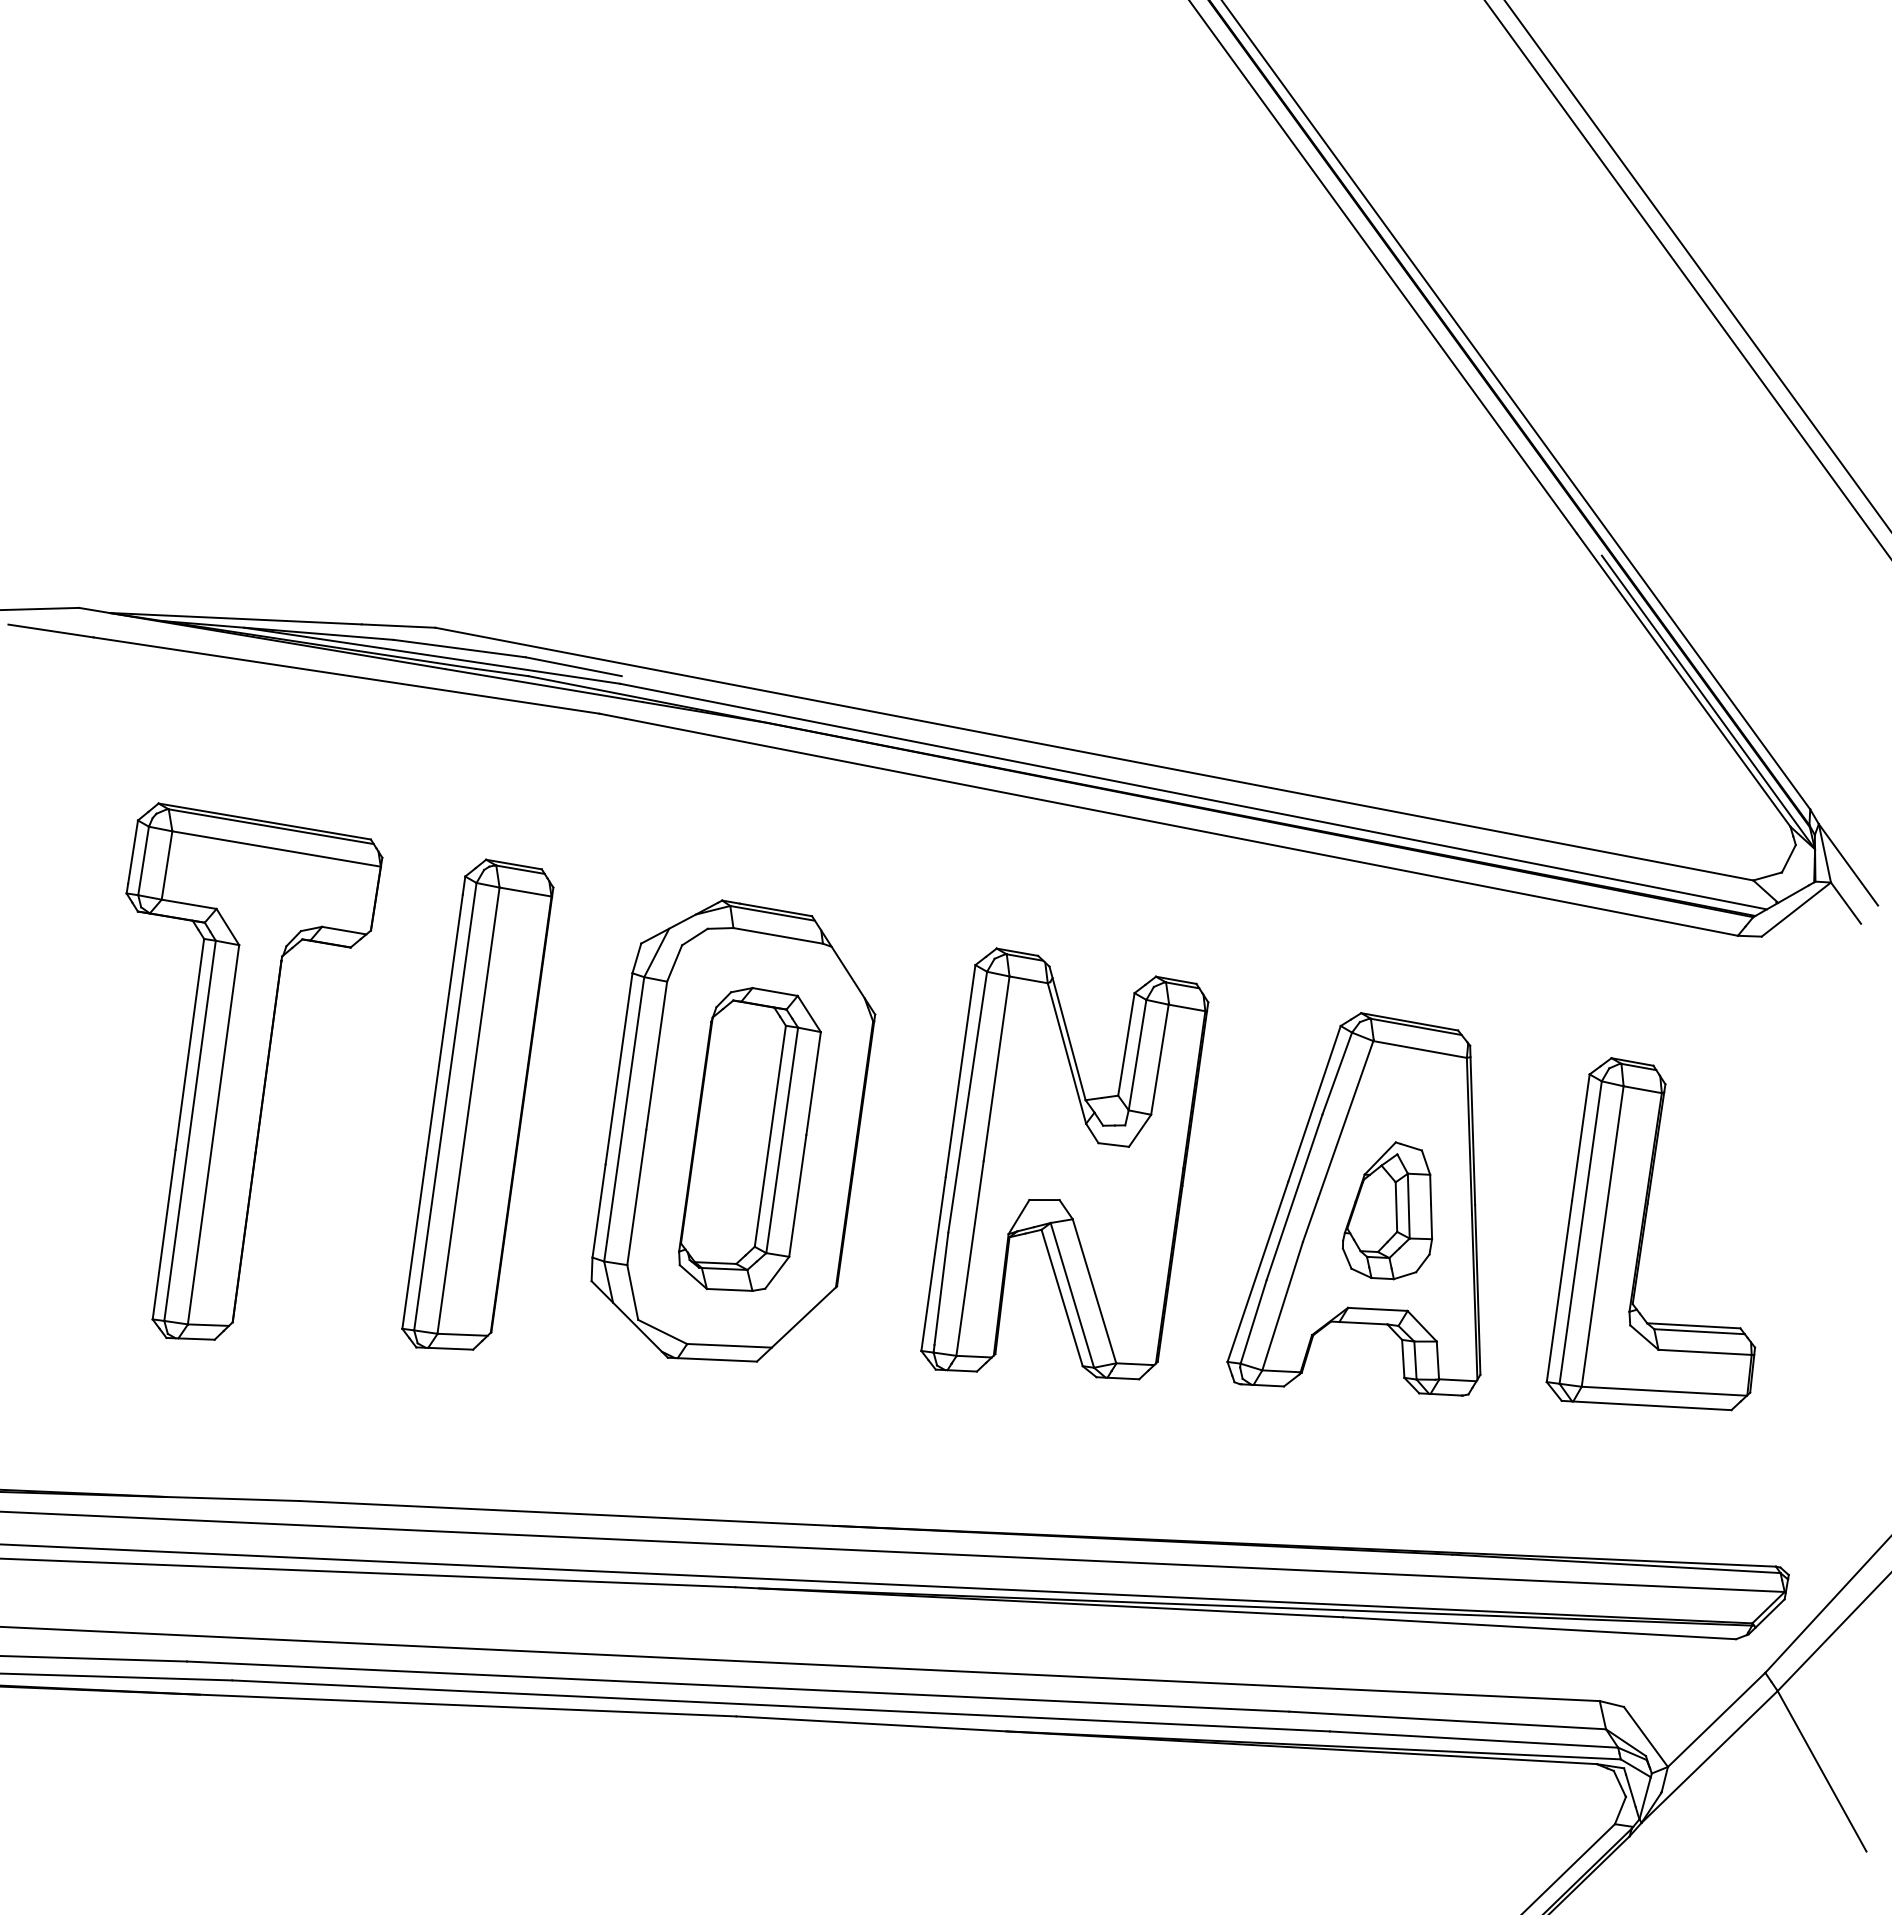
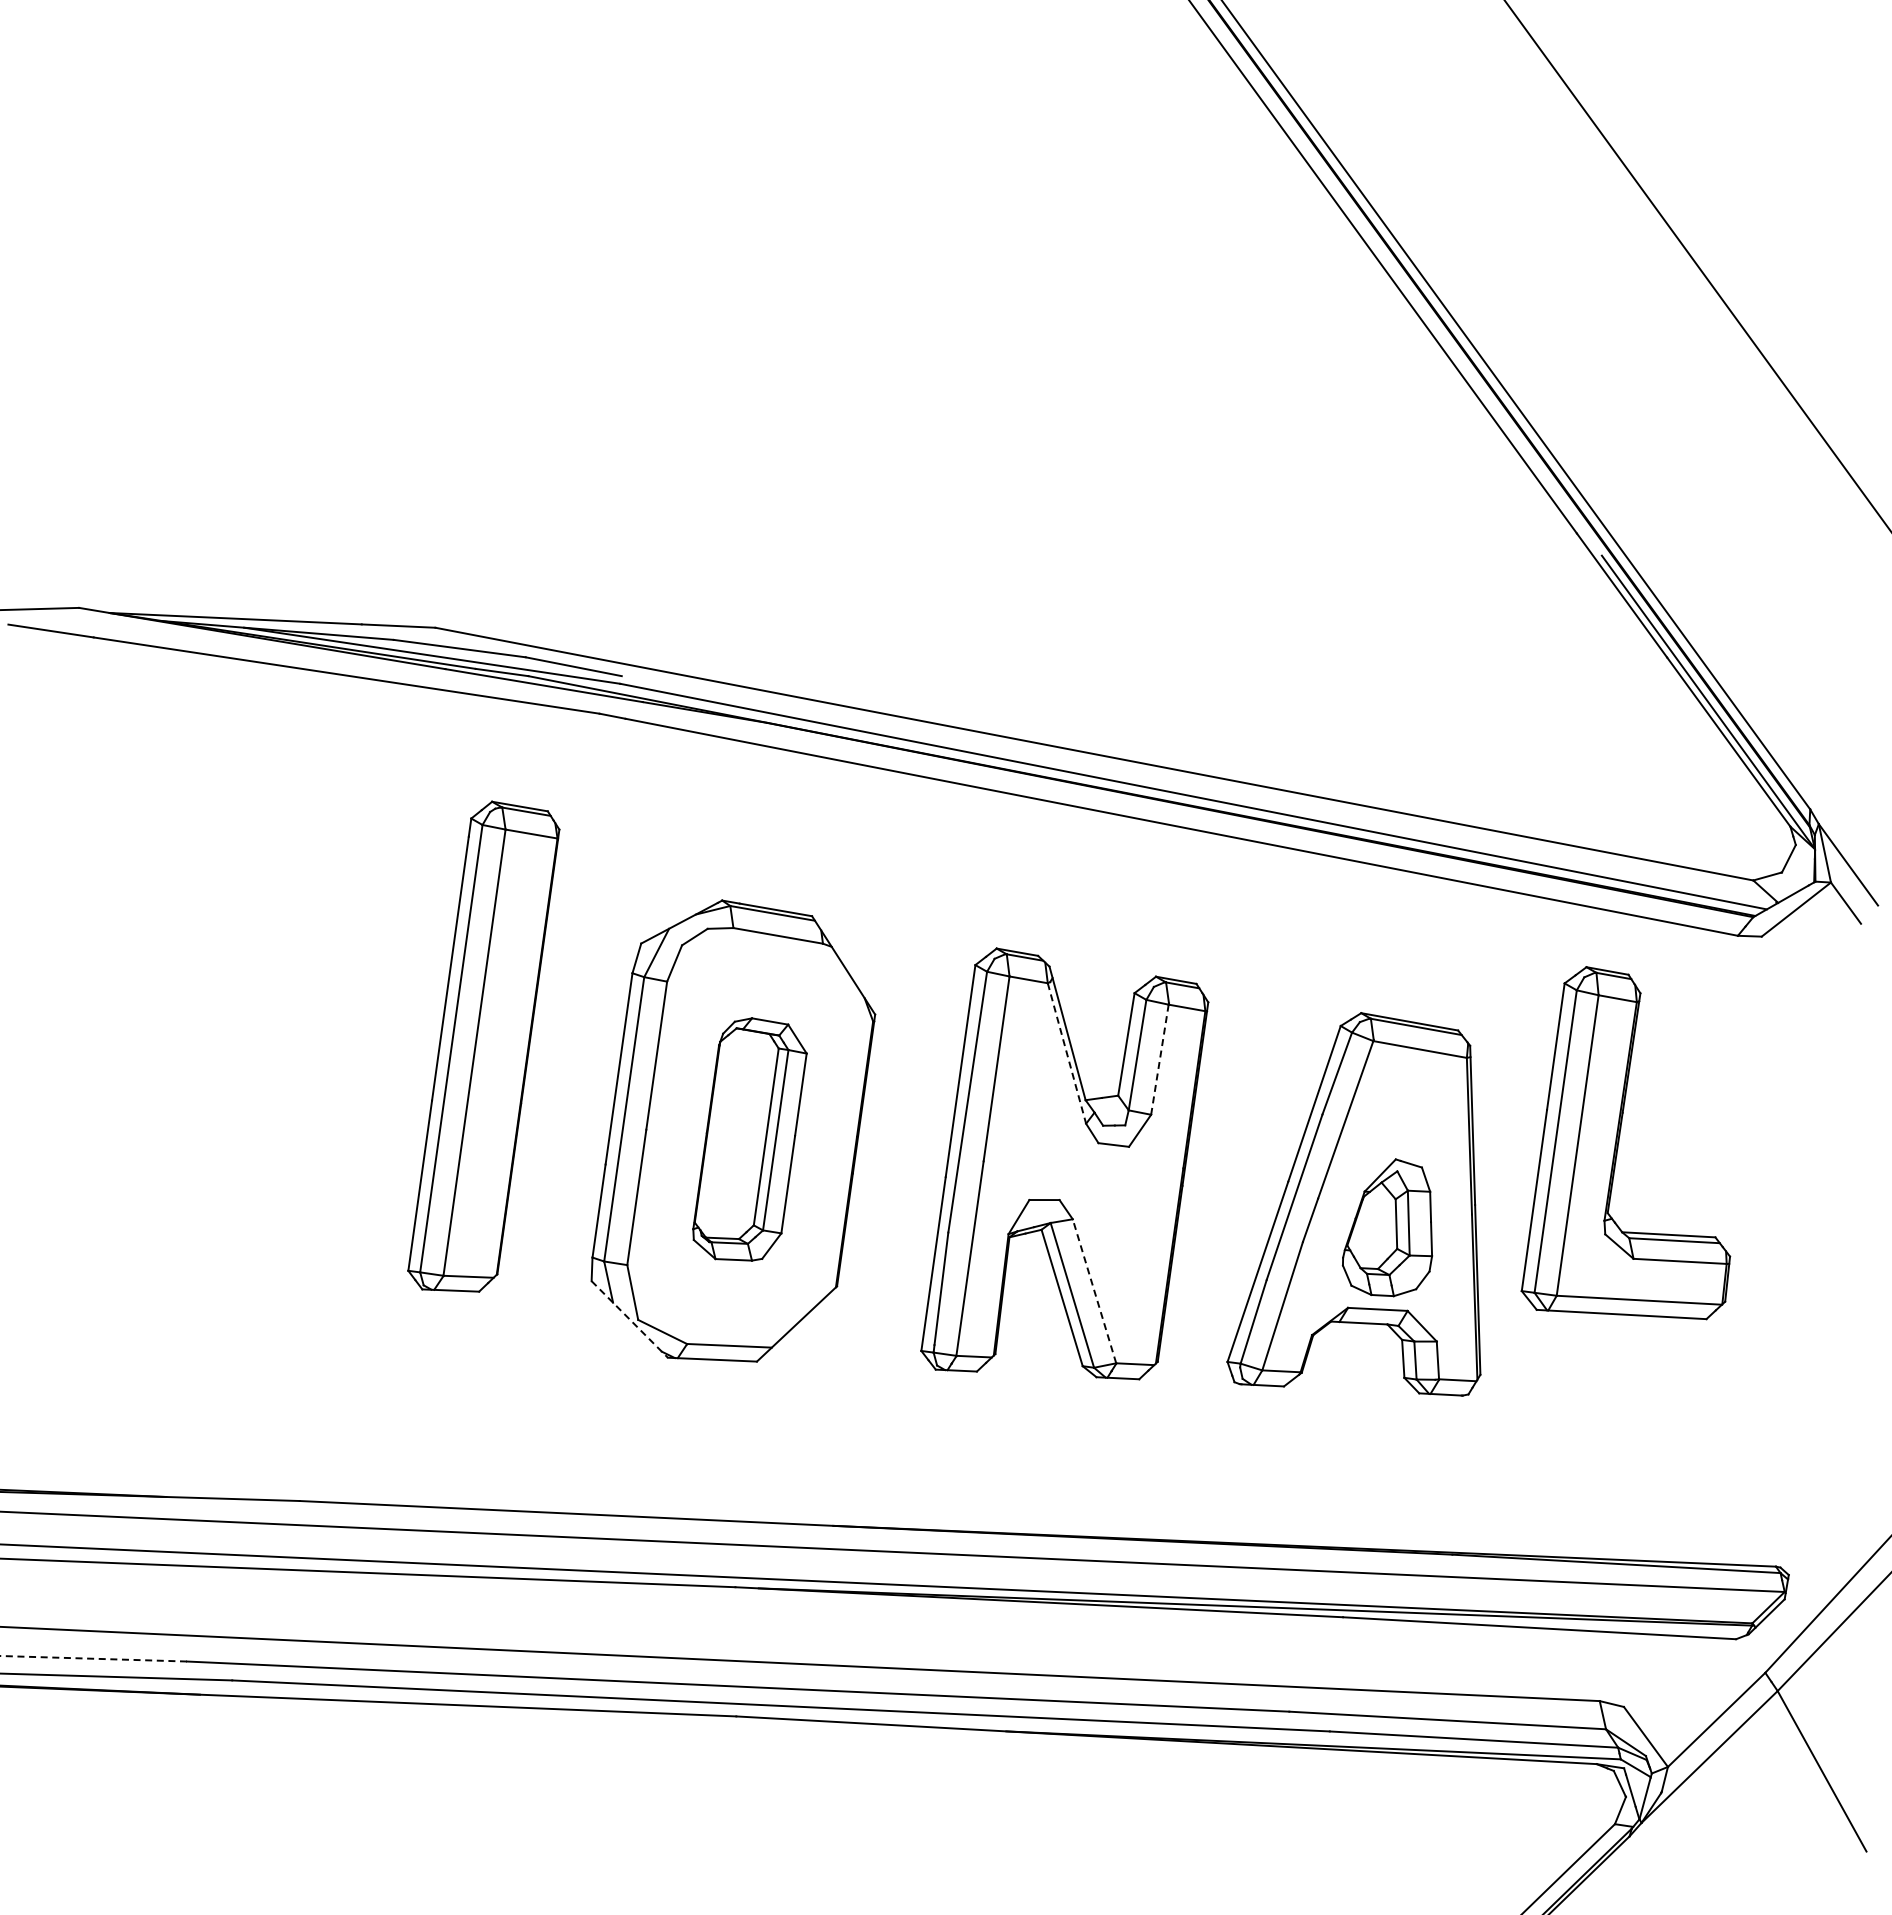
line: present -> none (1687, 278)
line: solid -> dashed (1066, 1053)
line: solid -> dashed (1159, 1059)
part: present -> none (254, 1071)
part position: (477, 1104) -> (483, 1046) (483, 1046)
part size: 144x305 px -> 116x245 px (749, 1139)
part position: (1387, 1210) -> (1387, 1227) (1387, 1227)
part position: (1644, 1233) -> (1619, 1142) (1619, 1142)
line: solid -> dashed (1094, 1290)
line: solid -> dashed (630, 1319)
line: solid -> dashed (93, 1658)
